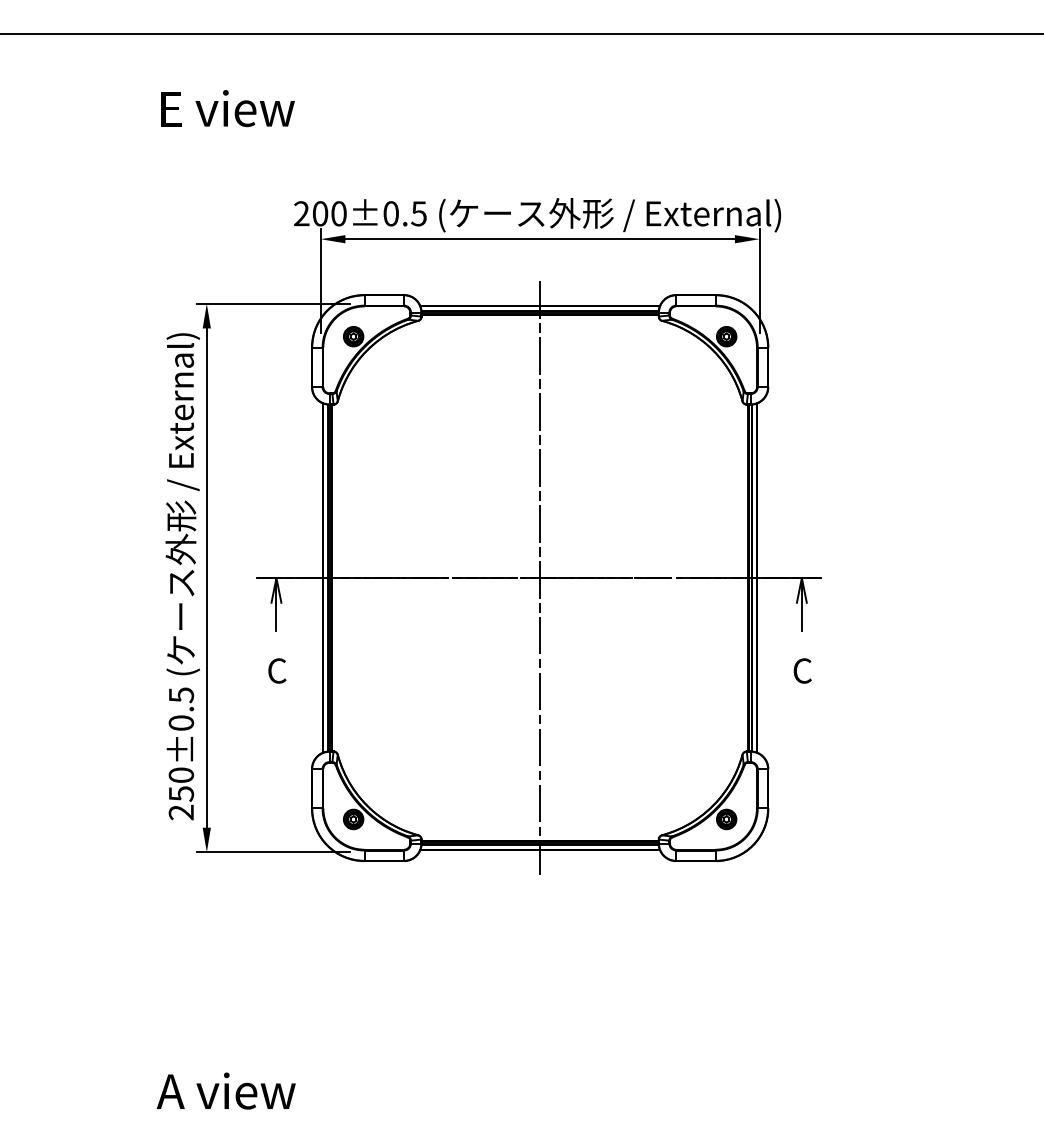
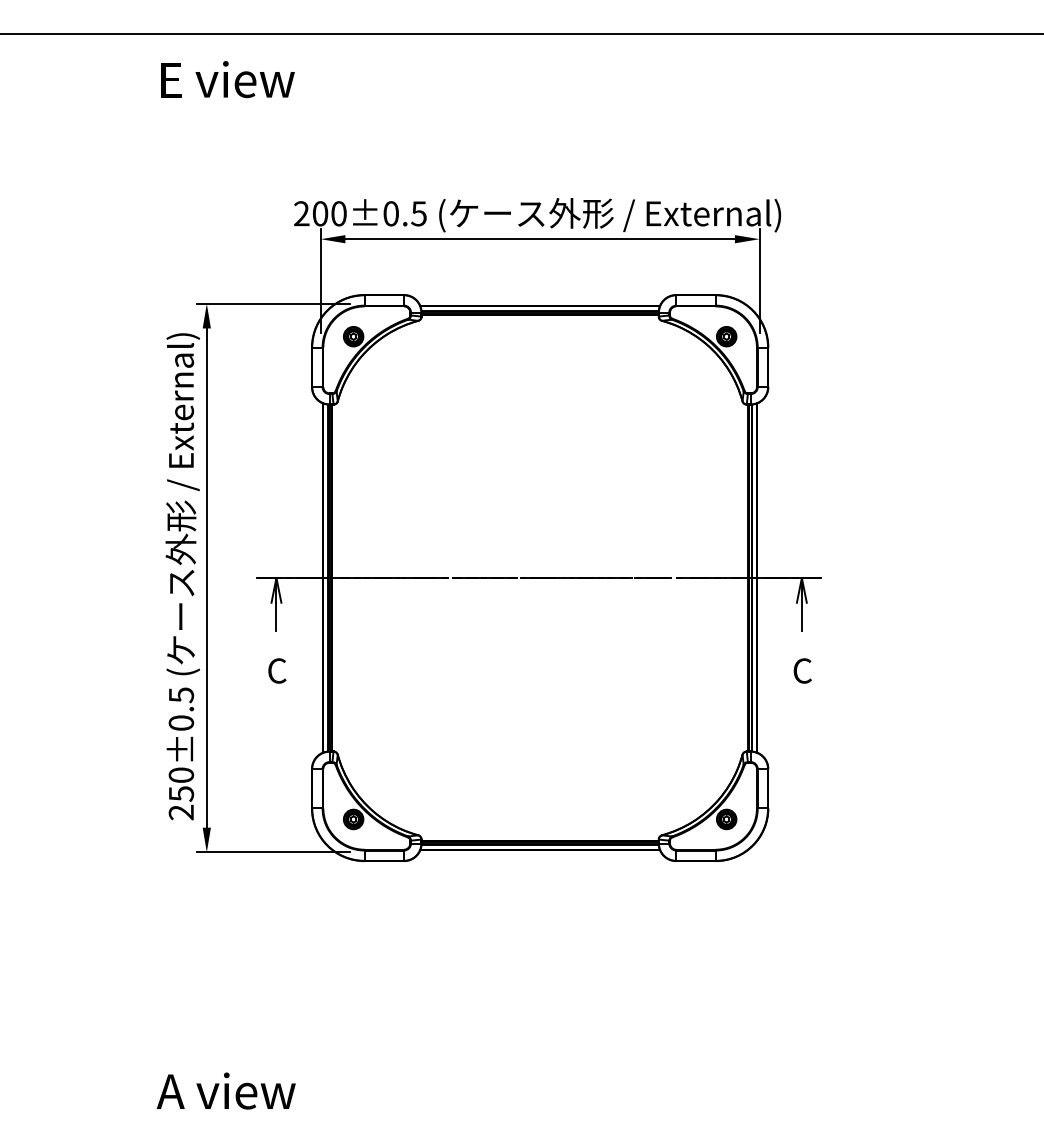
text position: (227, 108) -> (227, 79) (227, 79)
line: present -> none (540, 577)
